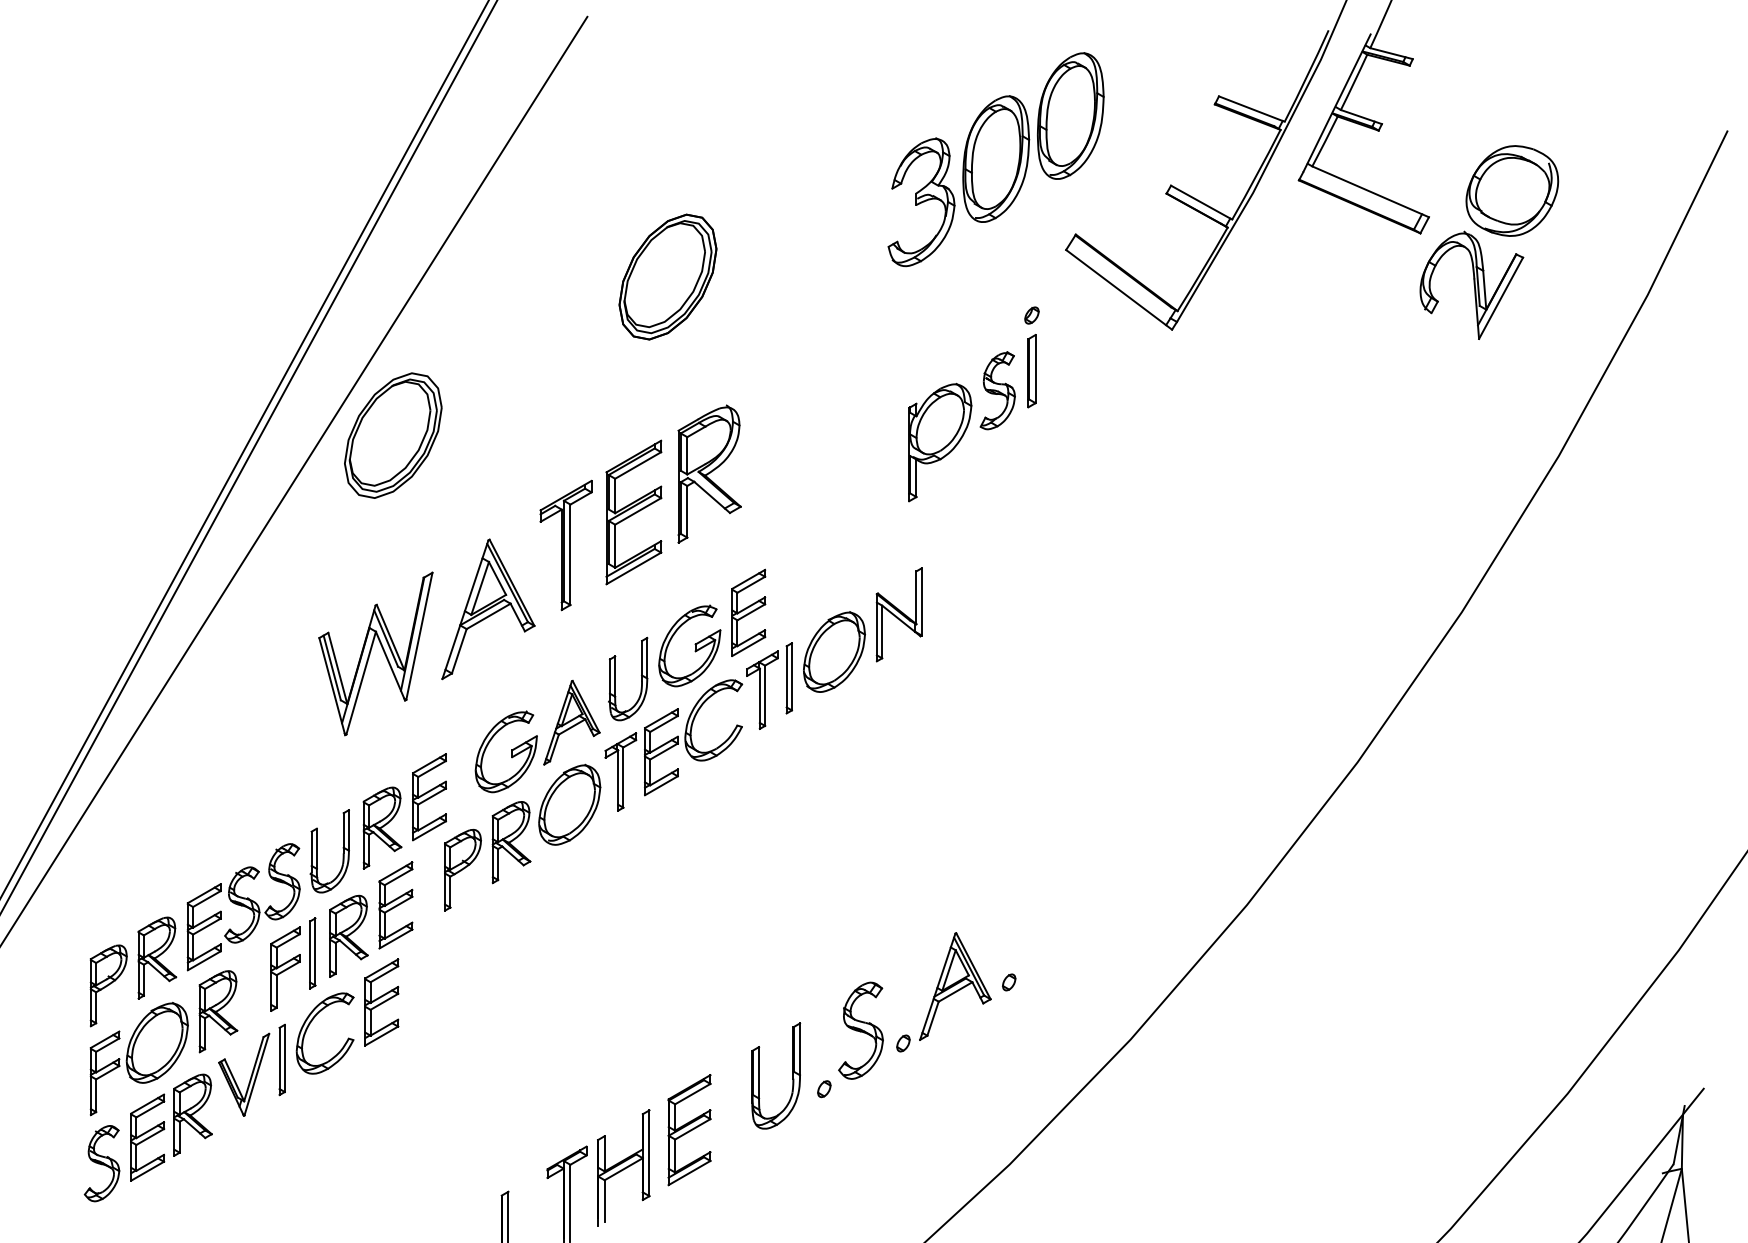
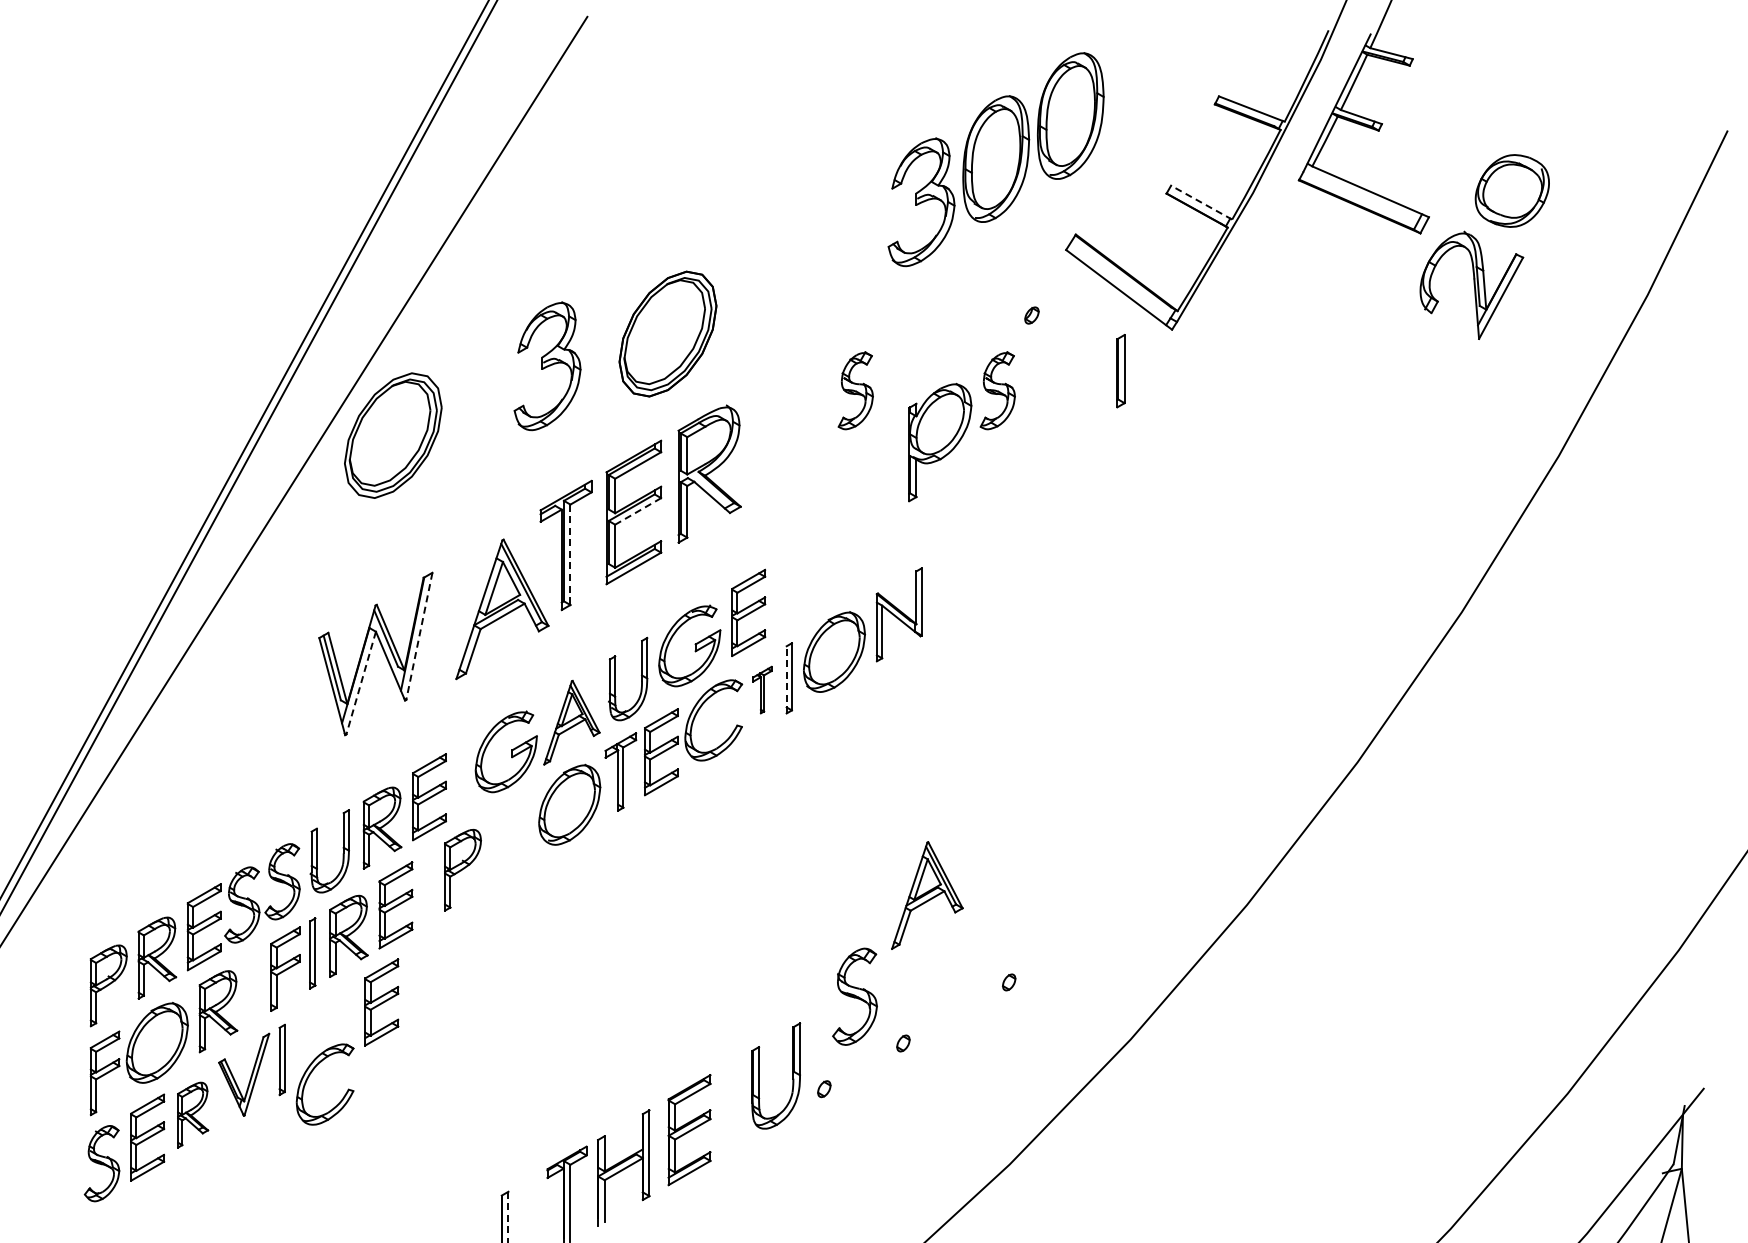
part size: 95x92 px -> 76x74 px (1511, 190)
line: solid -> dashed (1201, 202)
part position: (667, 276) -> (667, 333) (667, 333)
part: none -> present (547, 366)
part position: (1031, 371) -> (1120, 371) (1120, 371)
part: none -> present (855, 390)
line: solid -> dashed (638, 511)
line: solid -> dashed (570, 555)
part position: (488, 609) -> (502, 609) (502, 609)
line: solid -> dashed (419, 636)
line: solid -> dashed (786, 679)
line: solid -> dashed (361, 683)
part size: 33x80 px -> 21x50 px (762, 689)
part: present -> none (511, 842)
part position: (955, 986) -> (927, 895) (927, 895)
part position: (310, 1024) -> (310, 1075) (310, 1075)
part position: (860, 1030) -> (854, 996) (854, 996)
part size: 40x84 px -> 33x68 px (193, 1114)
line: solid -> dashed (508, 1217)
